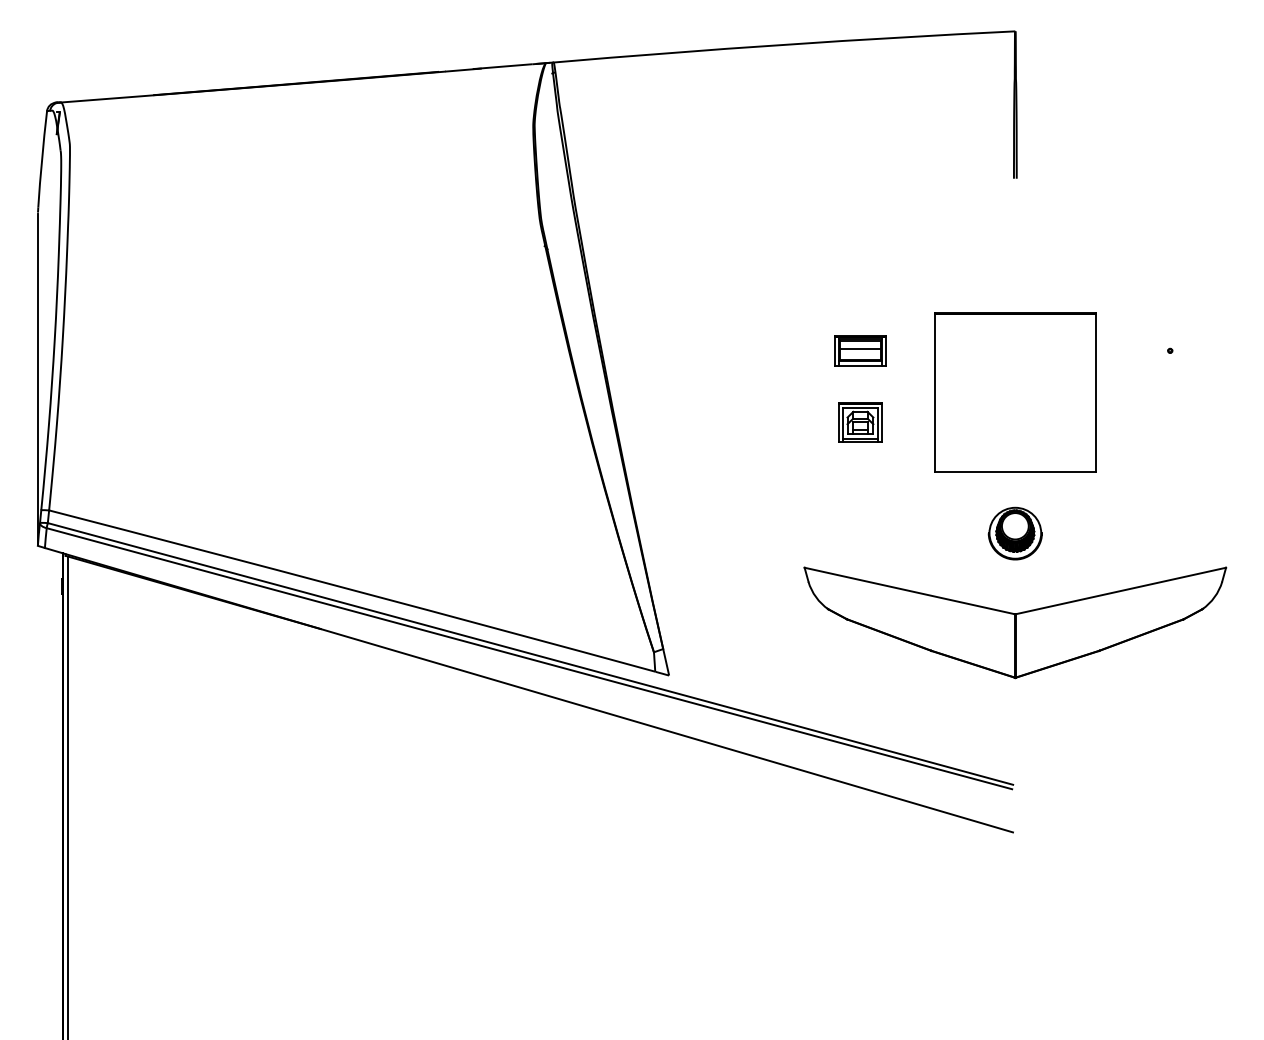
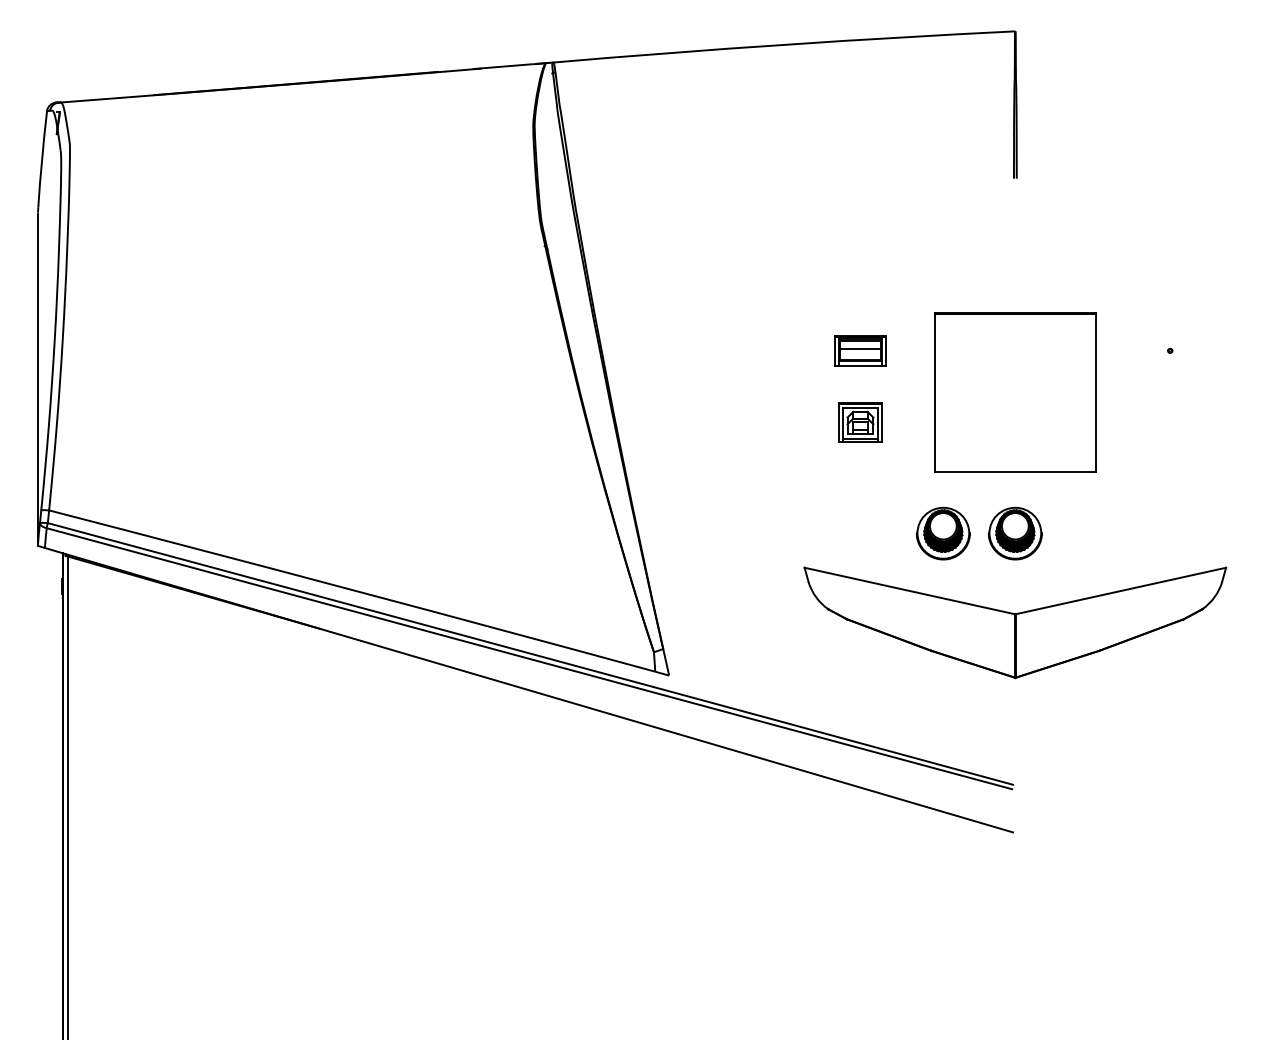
part: none -> present (942, 533)
